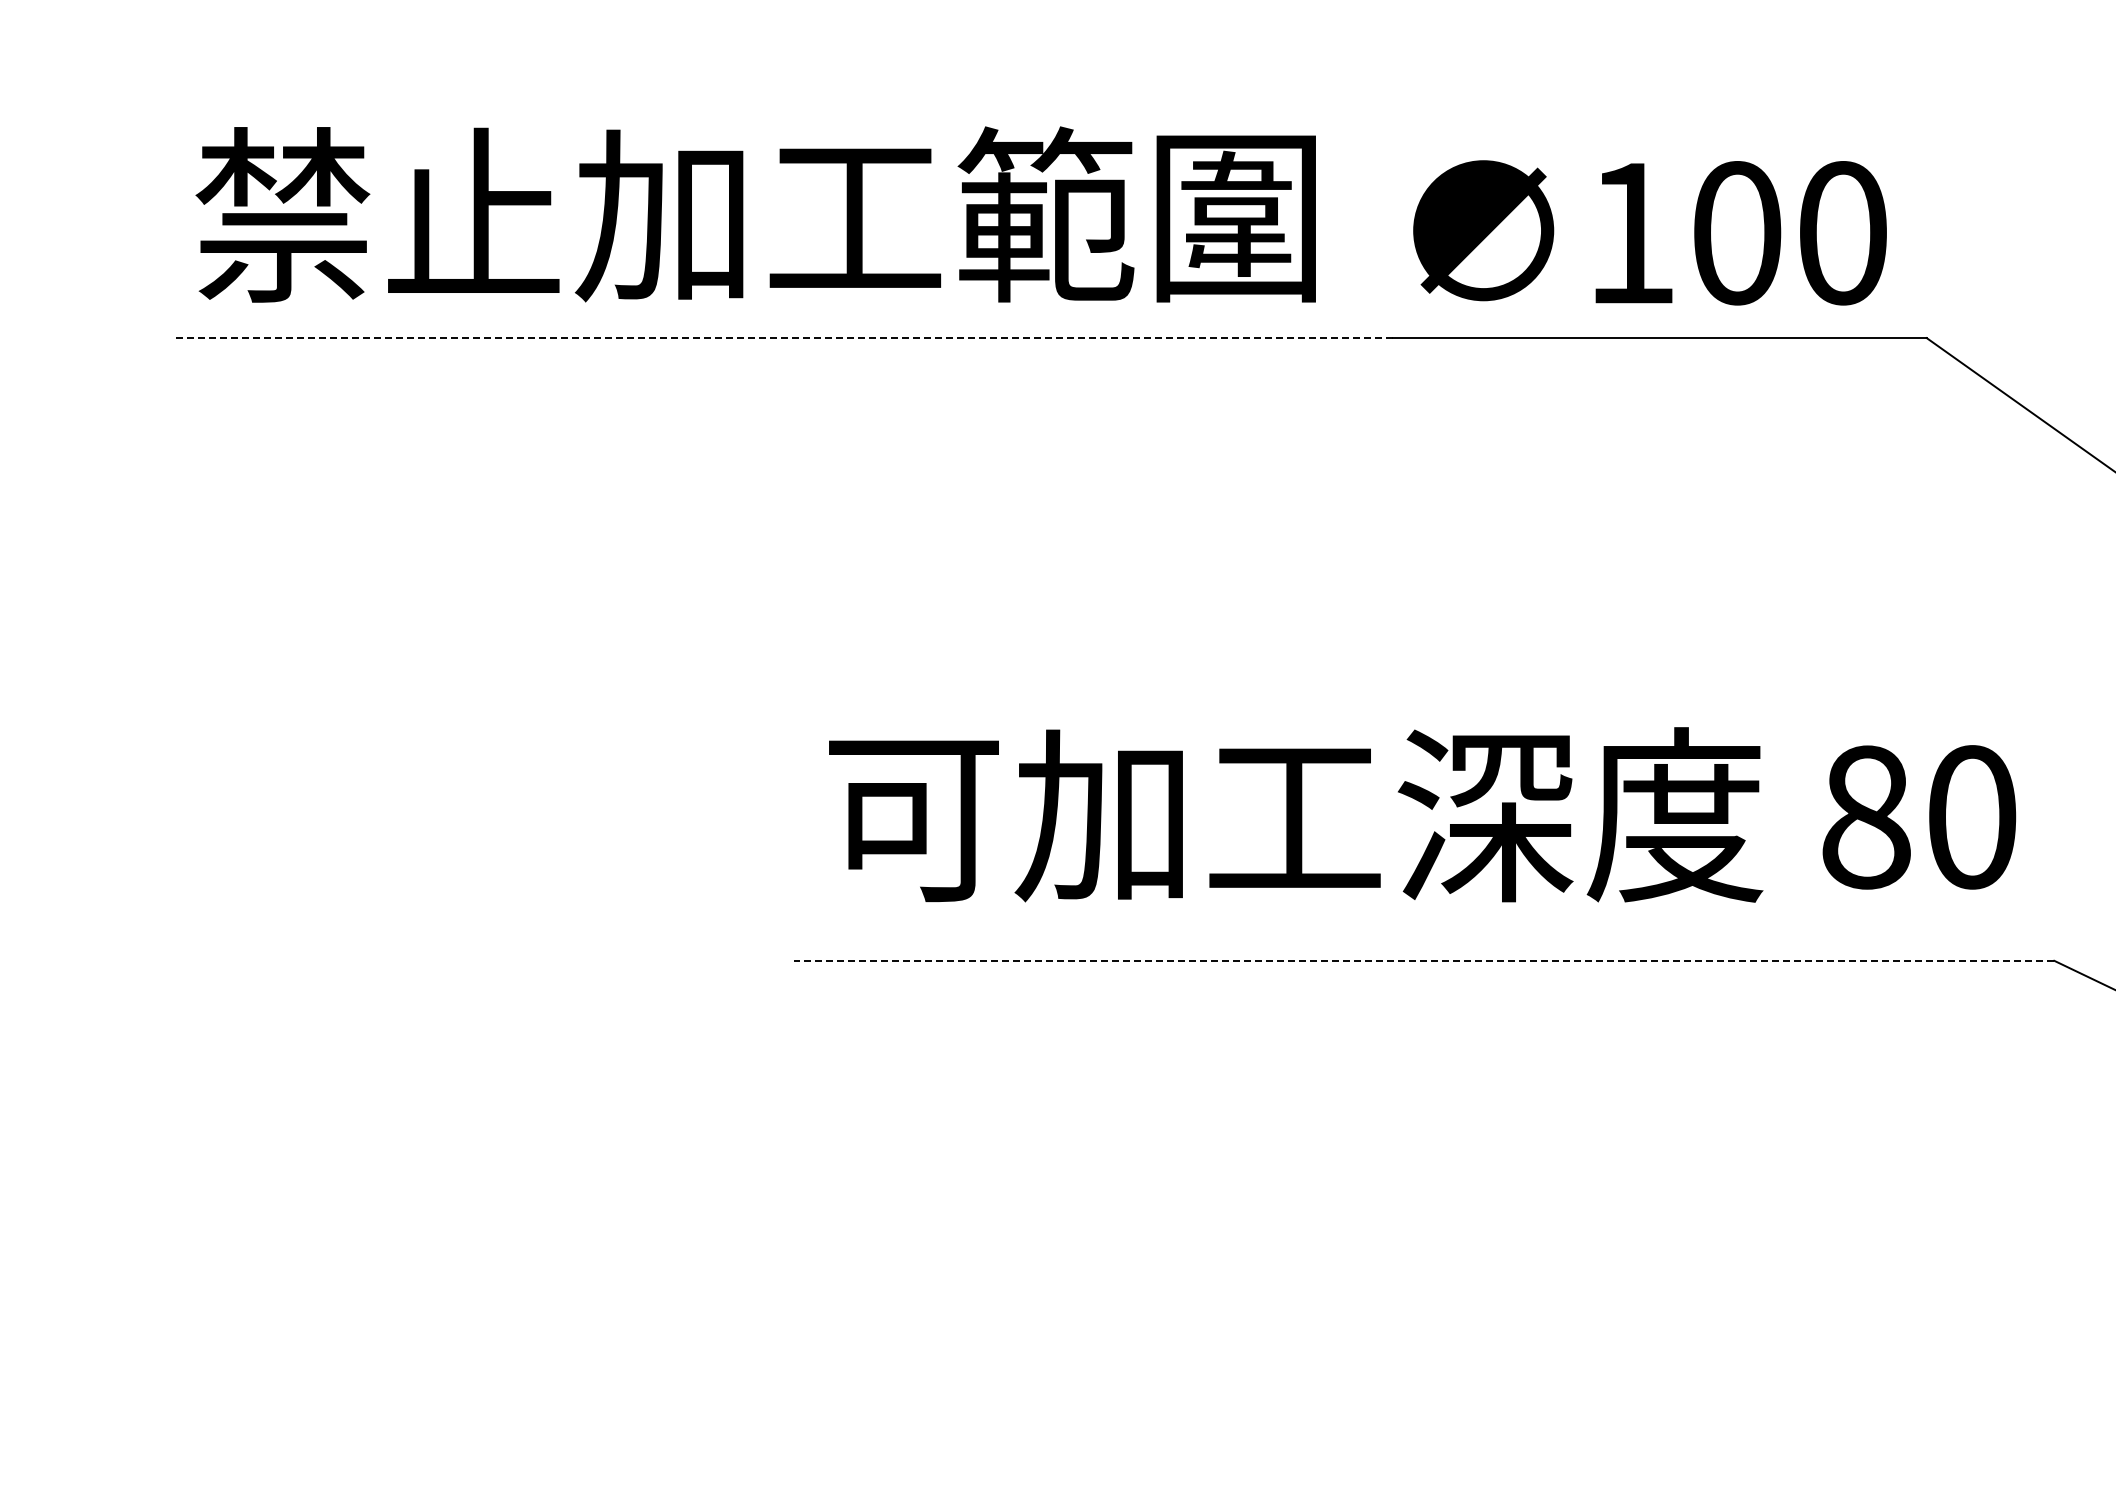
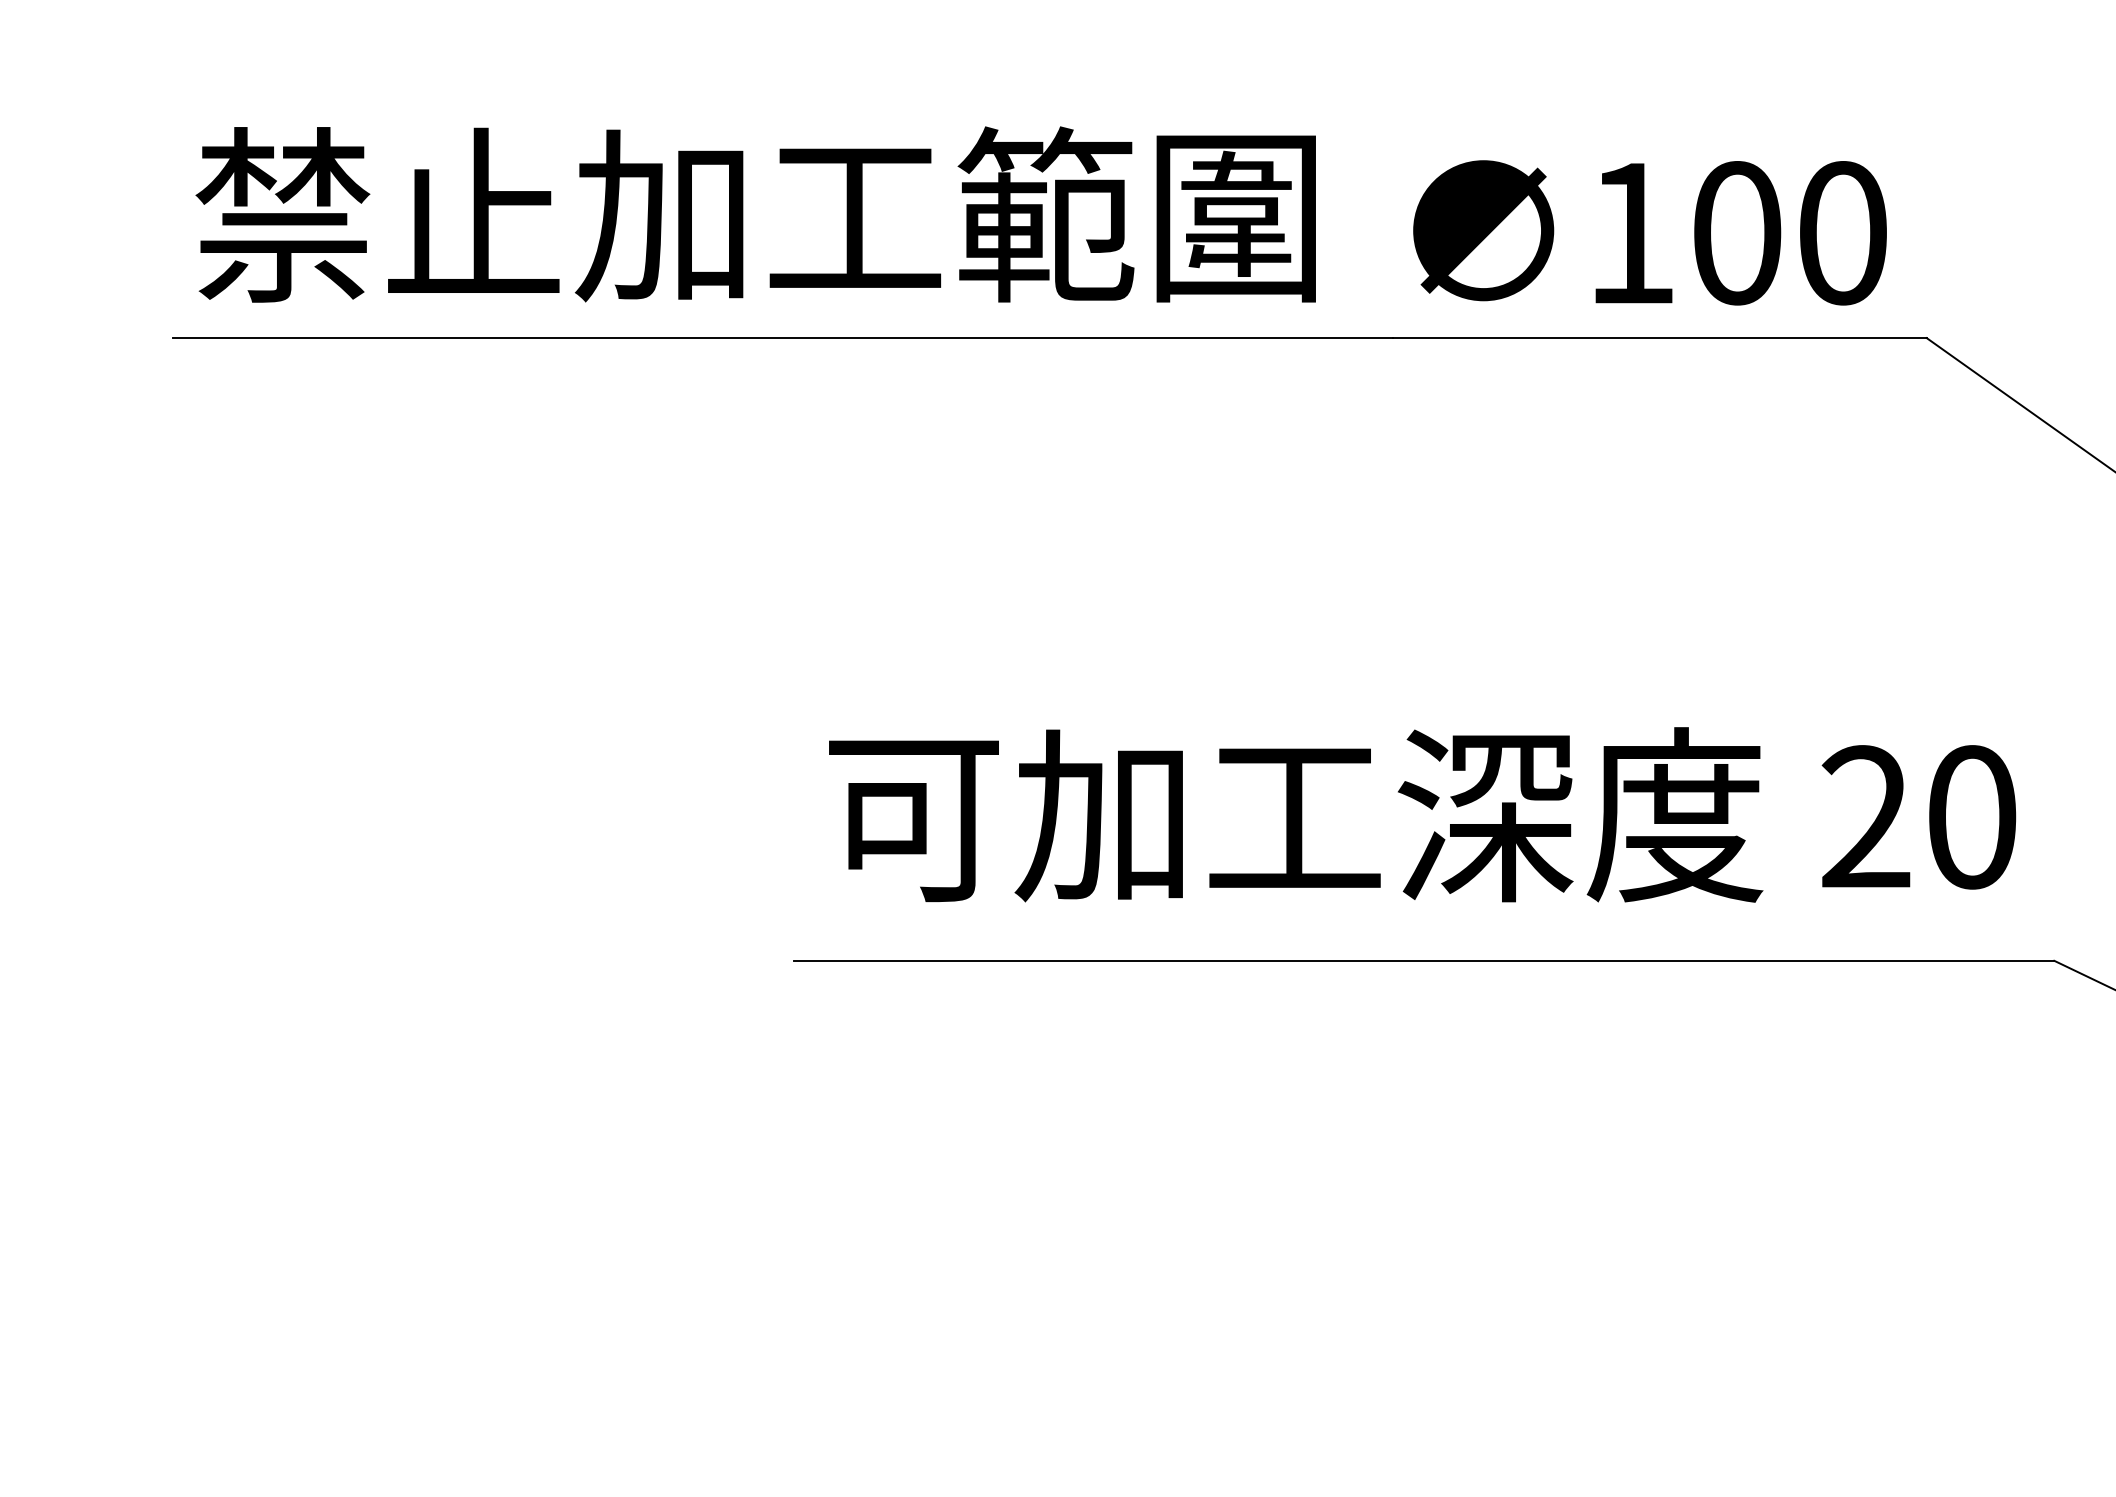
line: dashed -> solid (783, 338)
text: 80 -> 20 (1865, 817)
line: dashed -> solid (1423, 960)
